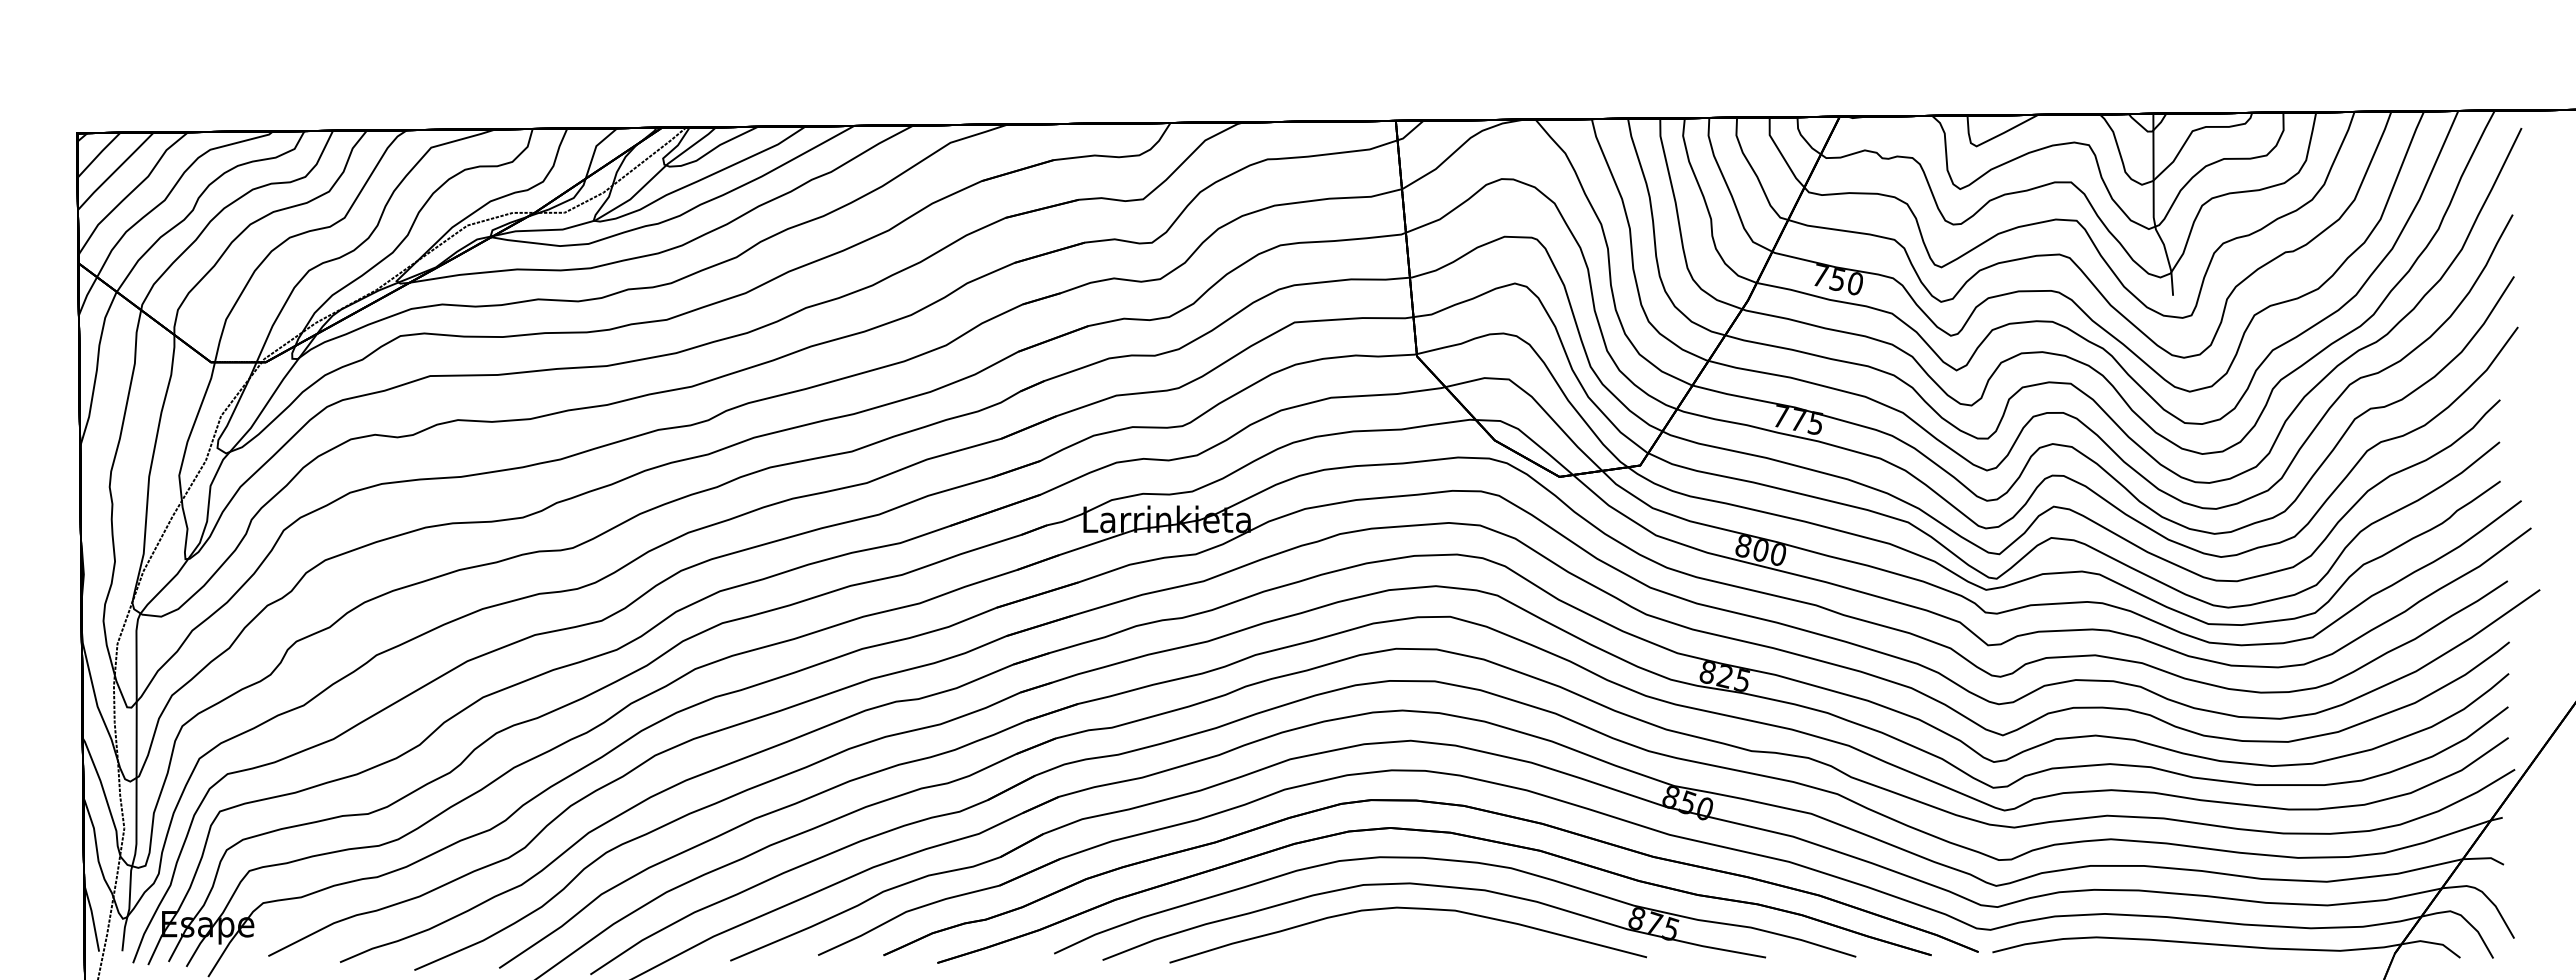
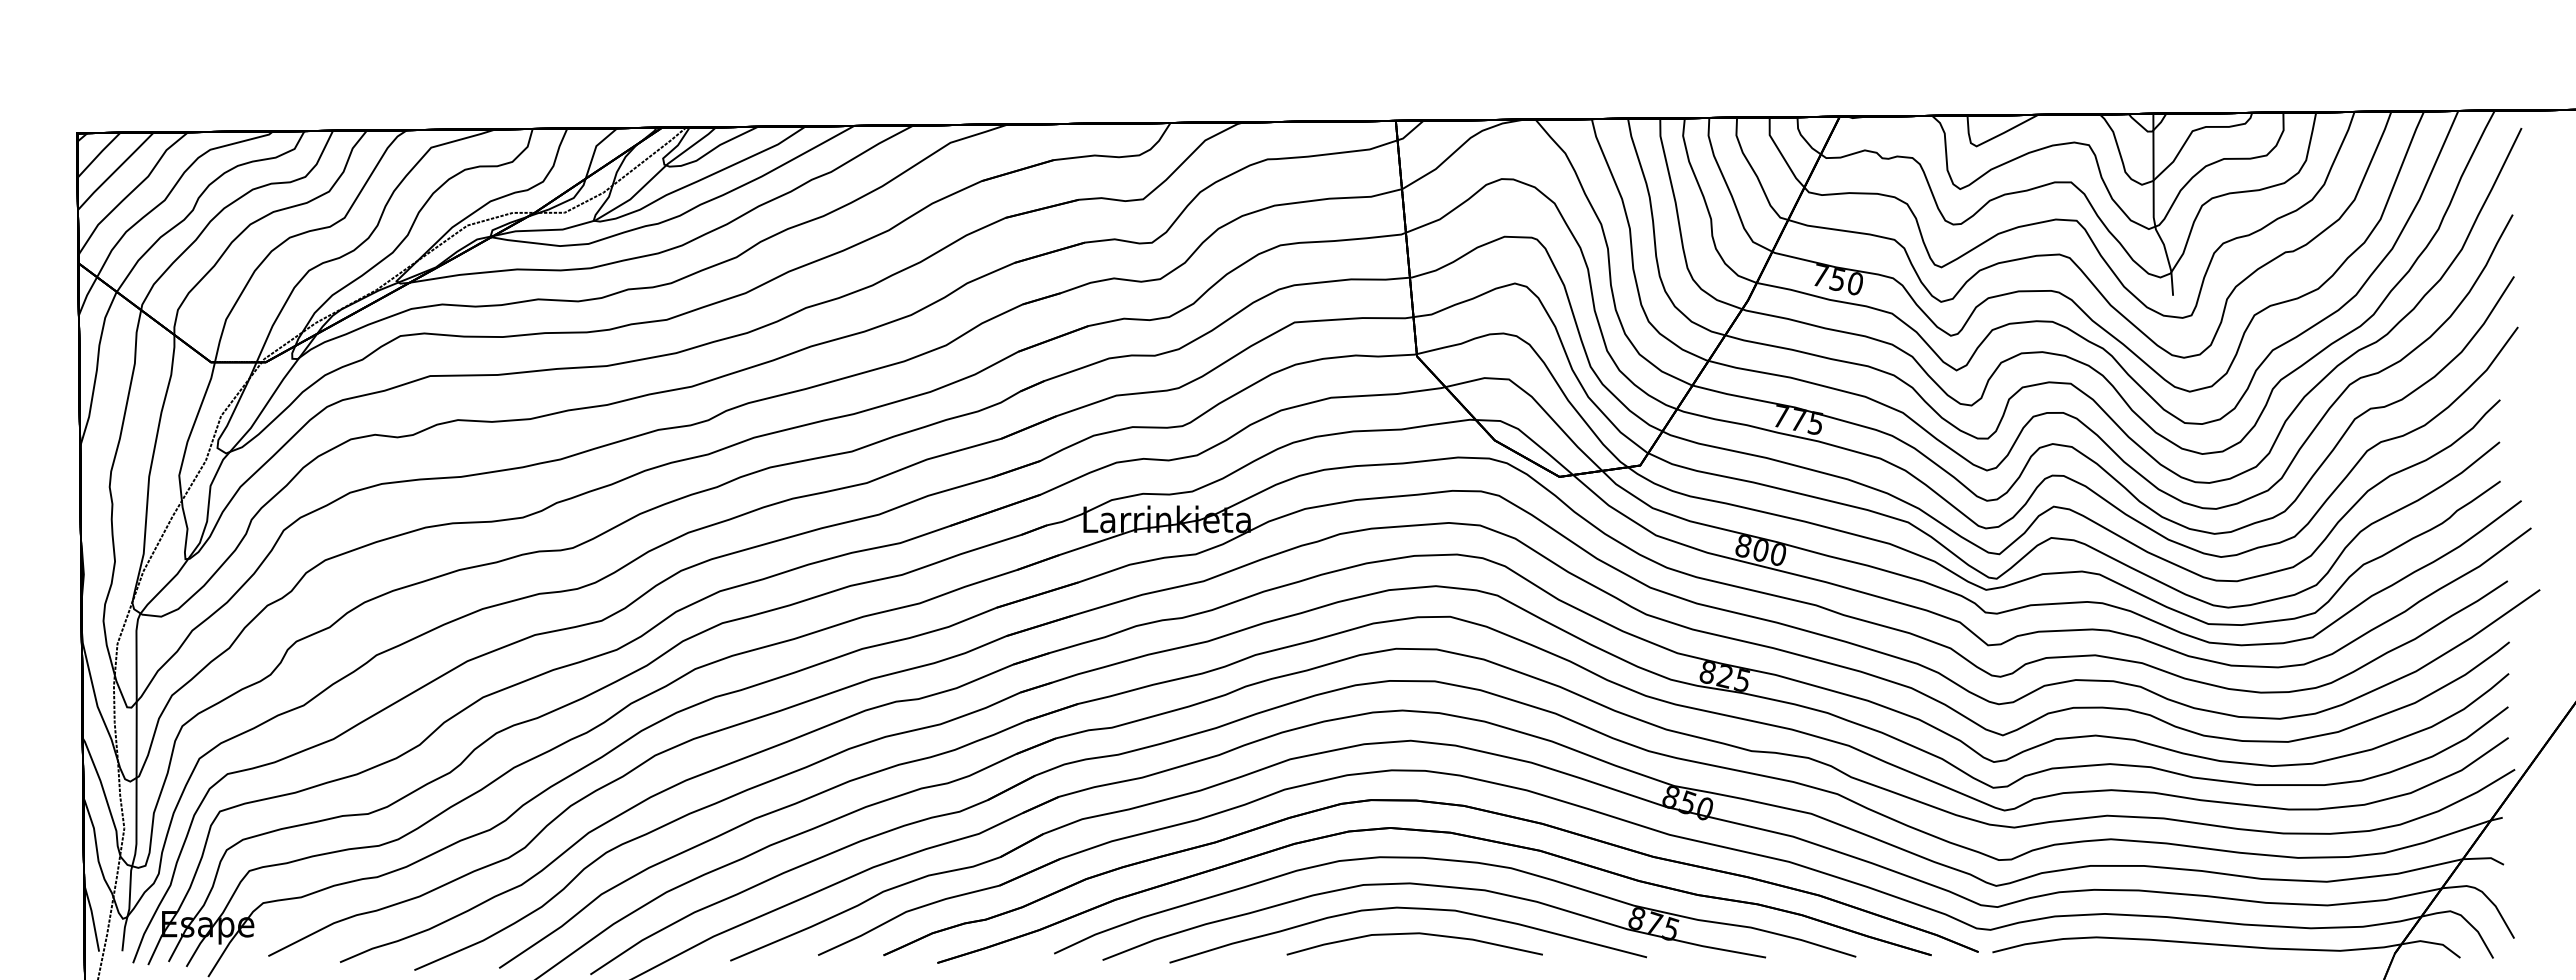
curve: none -> present (1414, 934)
